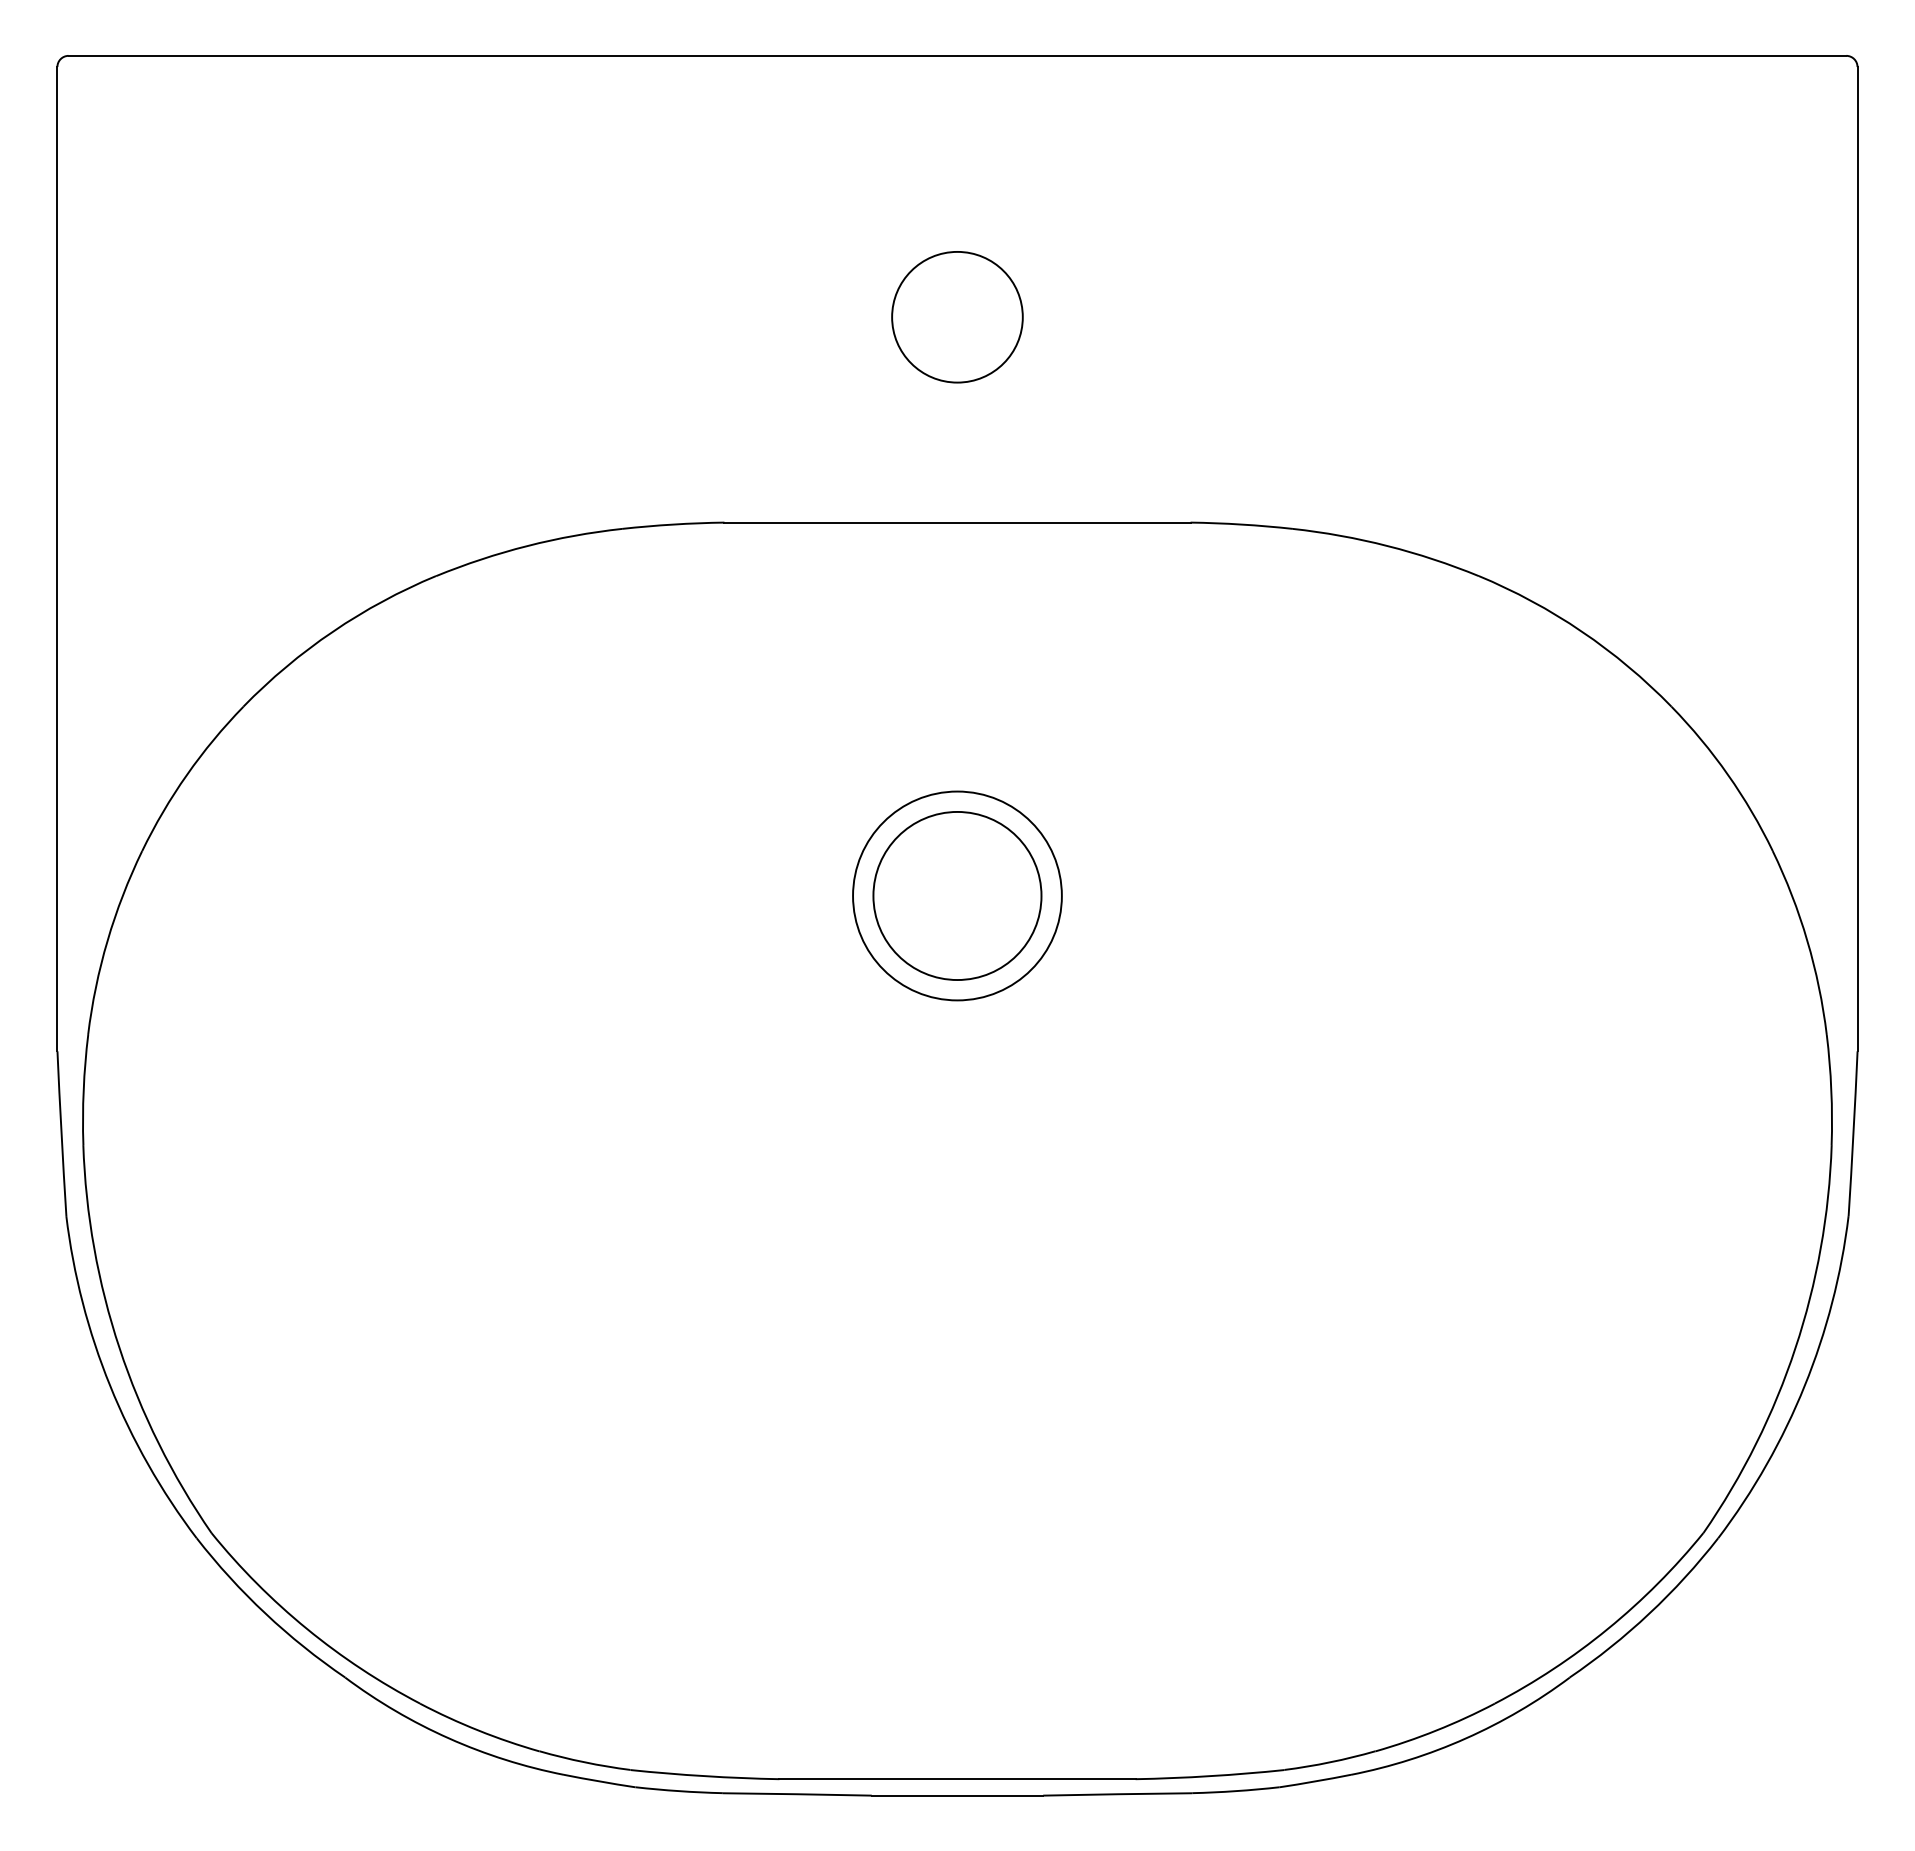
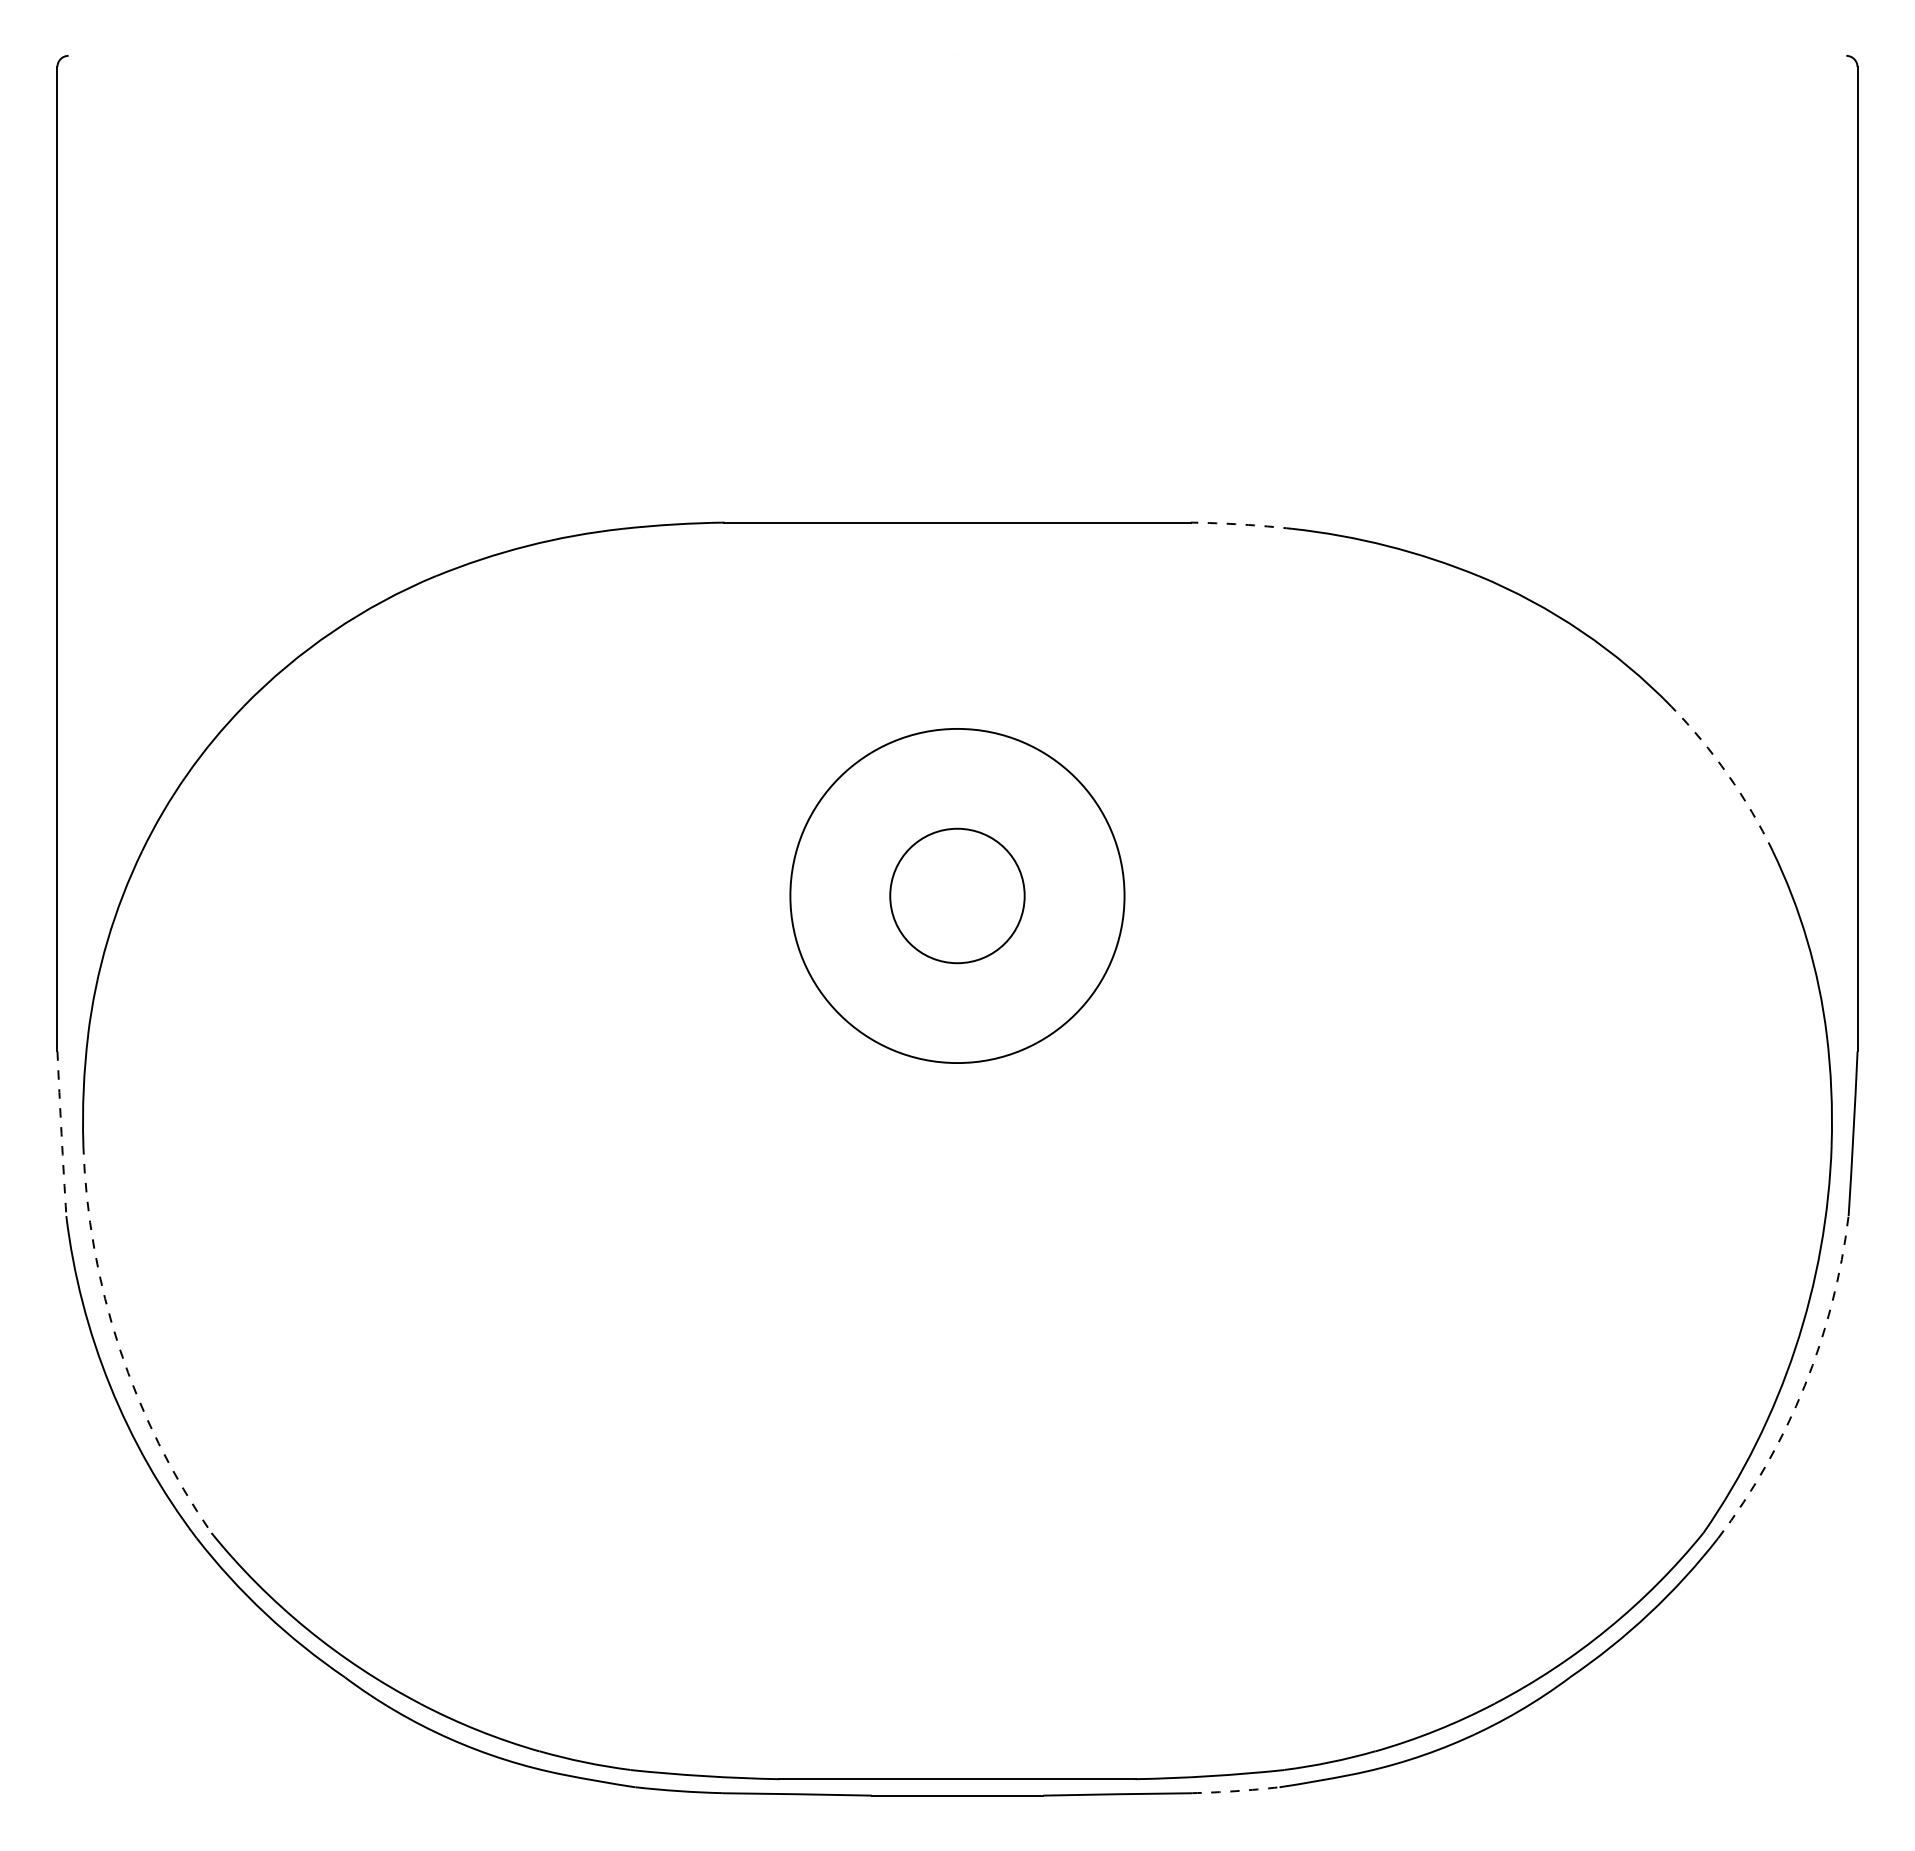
line: present -> none (957, 55)
circle: present -> none (957, 317)
arc: solid -> dashed (1241, 524)
arc: solid -> dashed (1728, 774)
circle diameter: 168 px -> 134 px (957, 895)
circle diameter: 209 px -> 334 px (957, 895)
arc: solid -> dashed (61, 1133)
arc: solid -> dashed (119, 1348)
arc: solid -> dashed (1804, 1385)
arc: solid -> dashed (1235, 1791)
